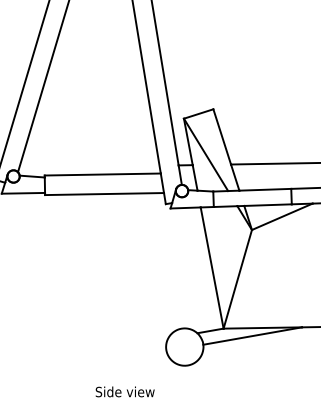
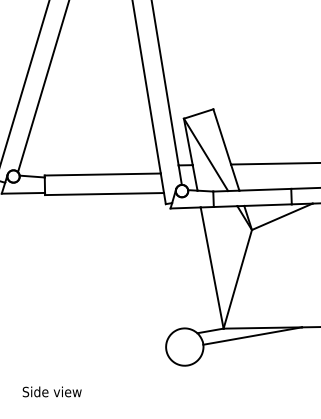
text position: (124, 391) -> (51, 391) (51, 391)
